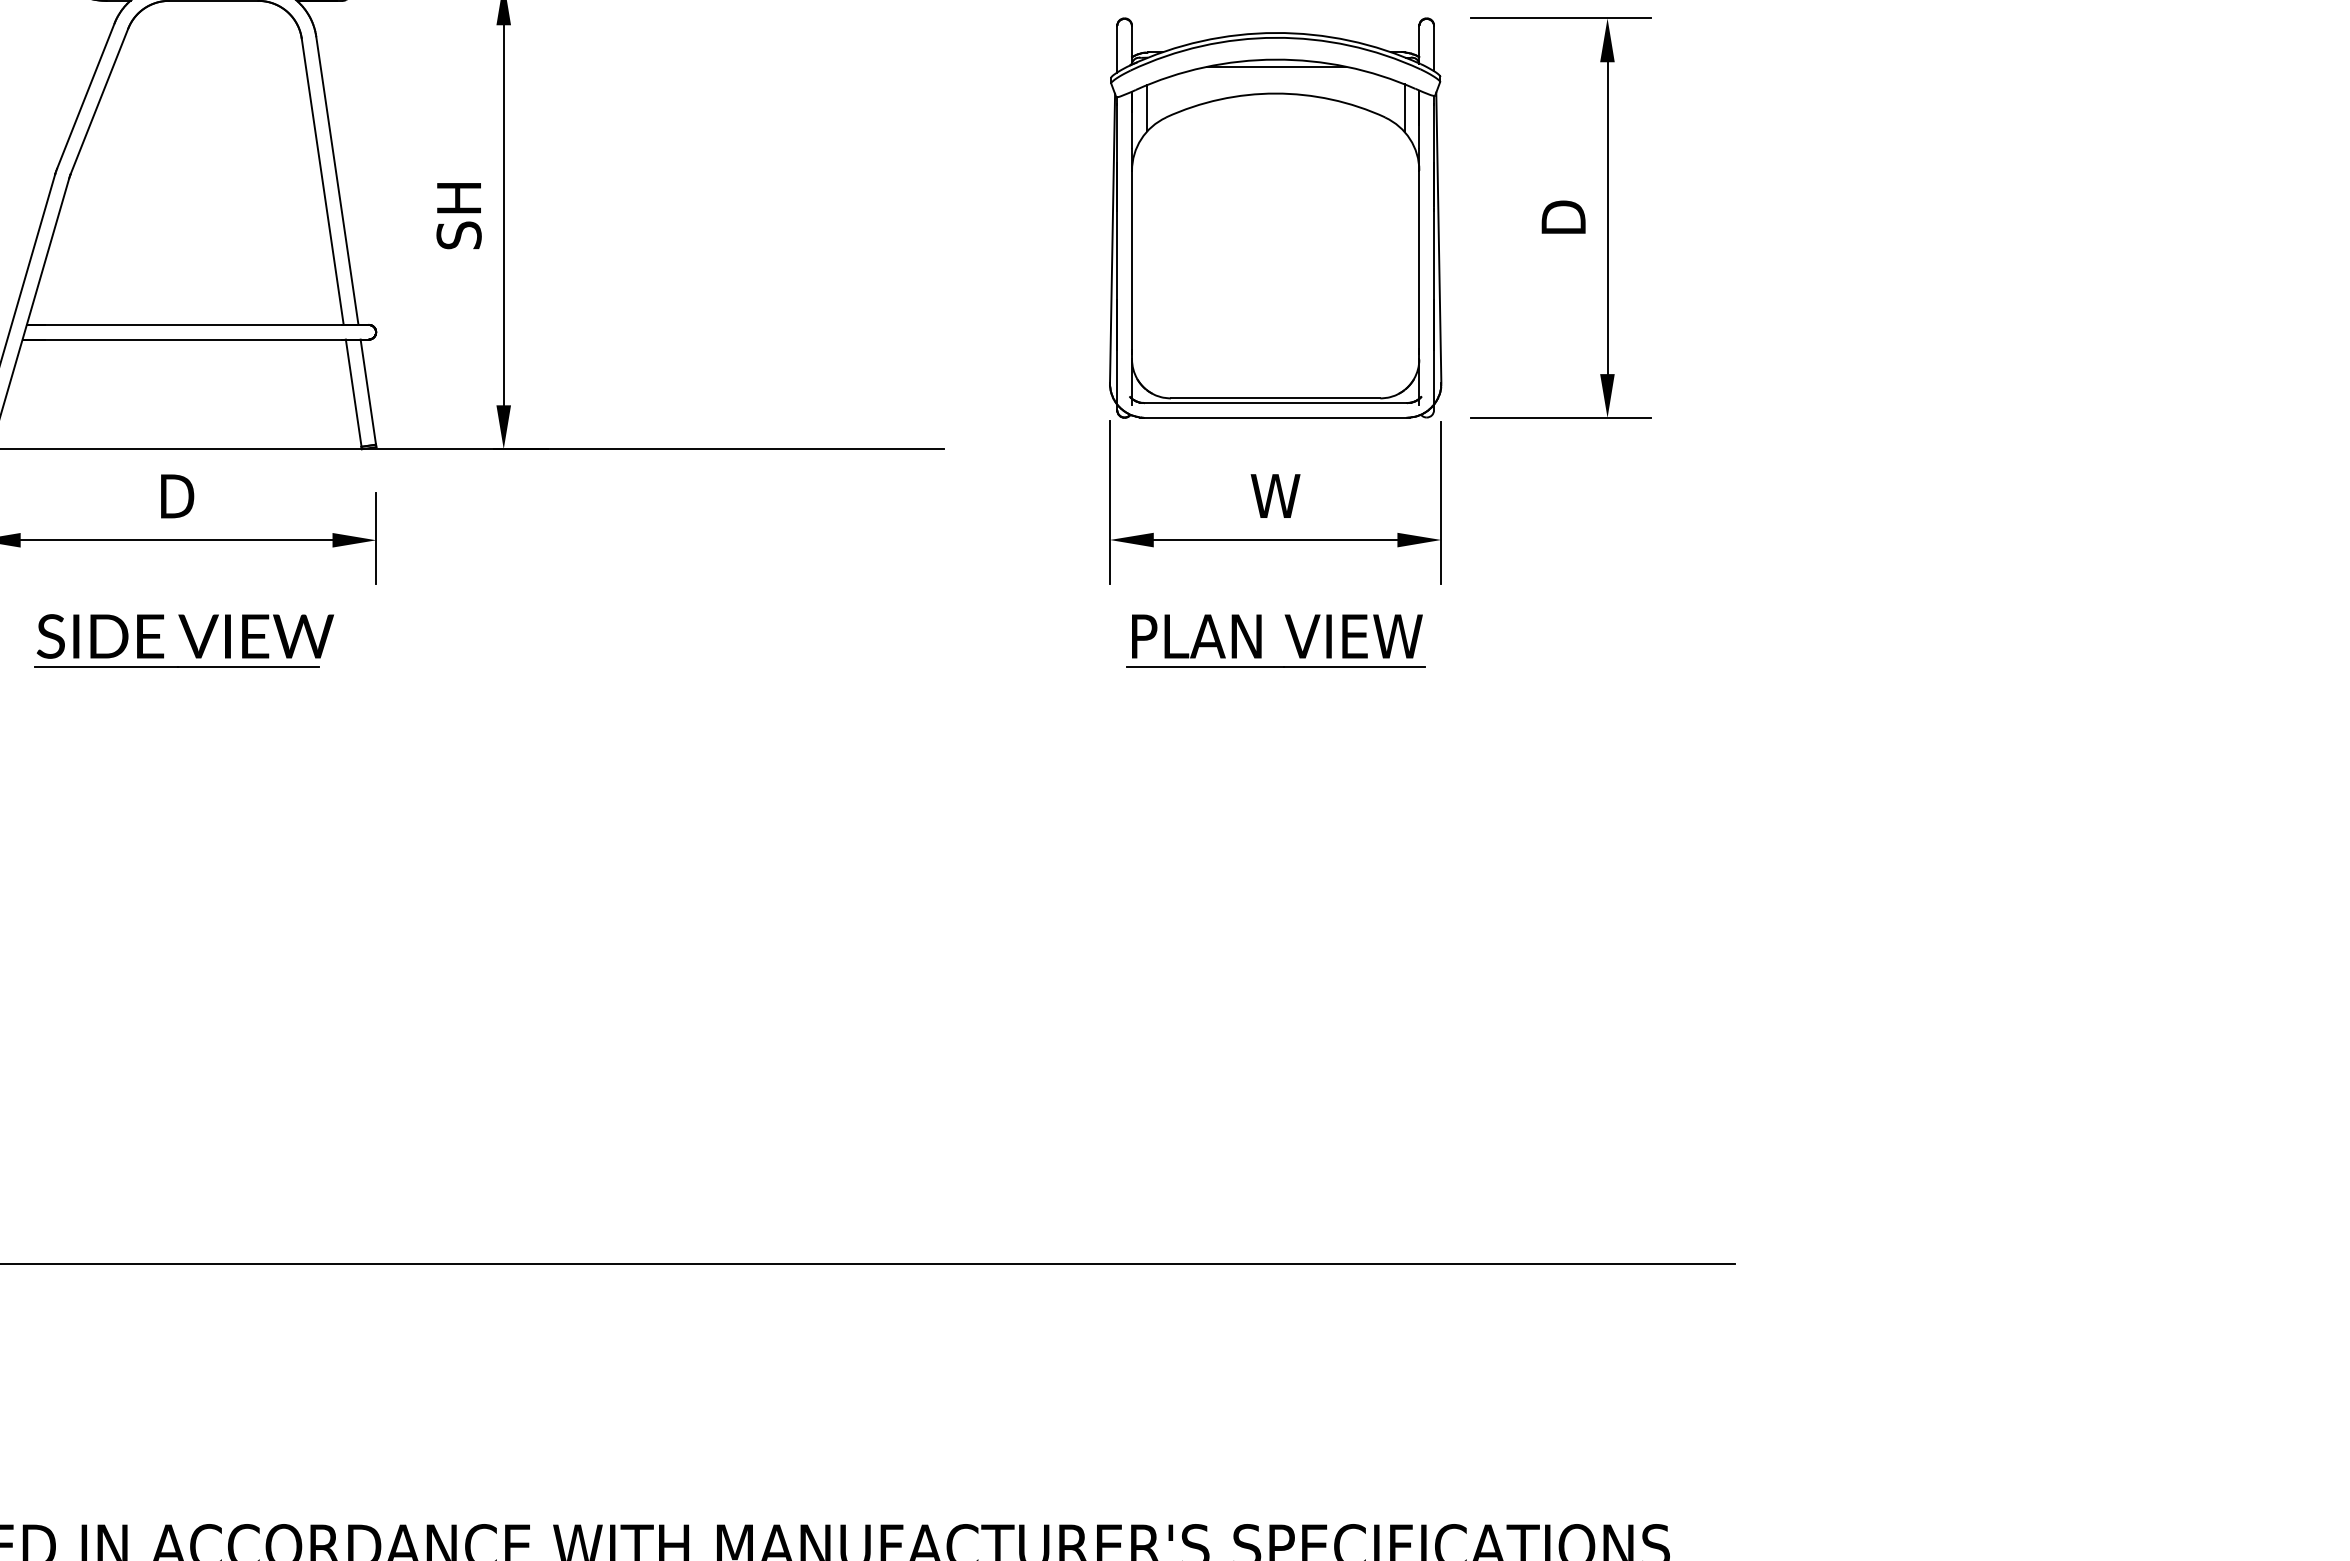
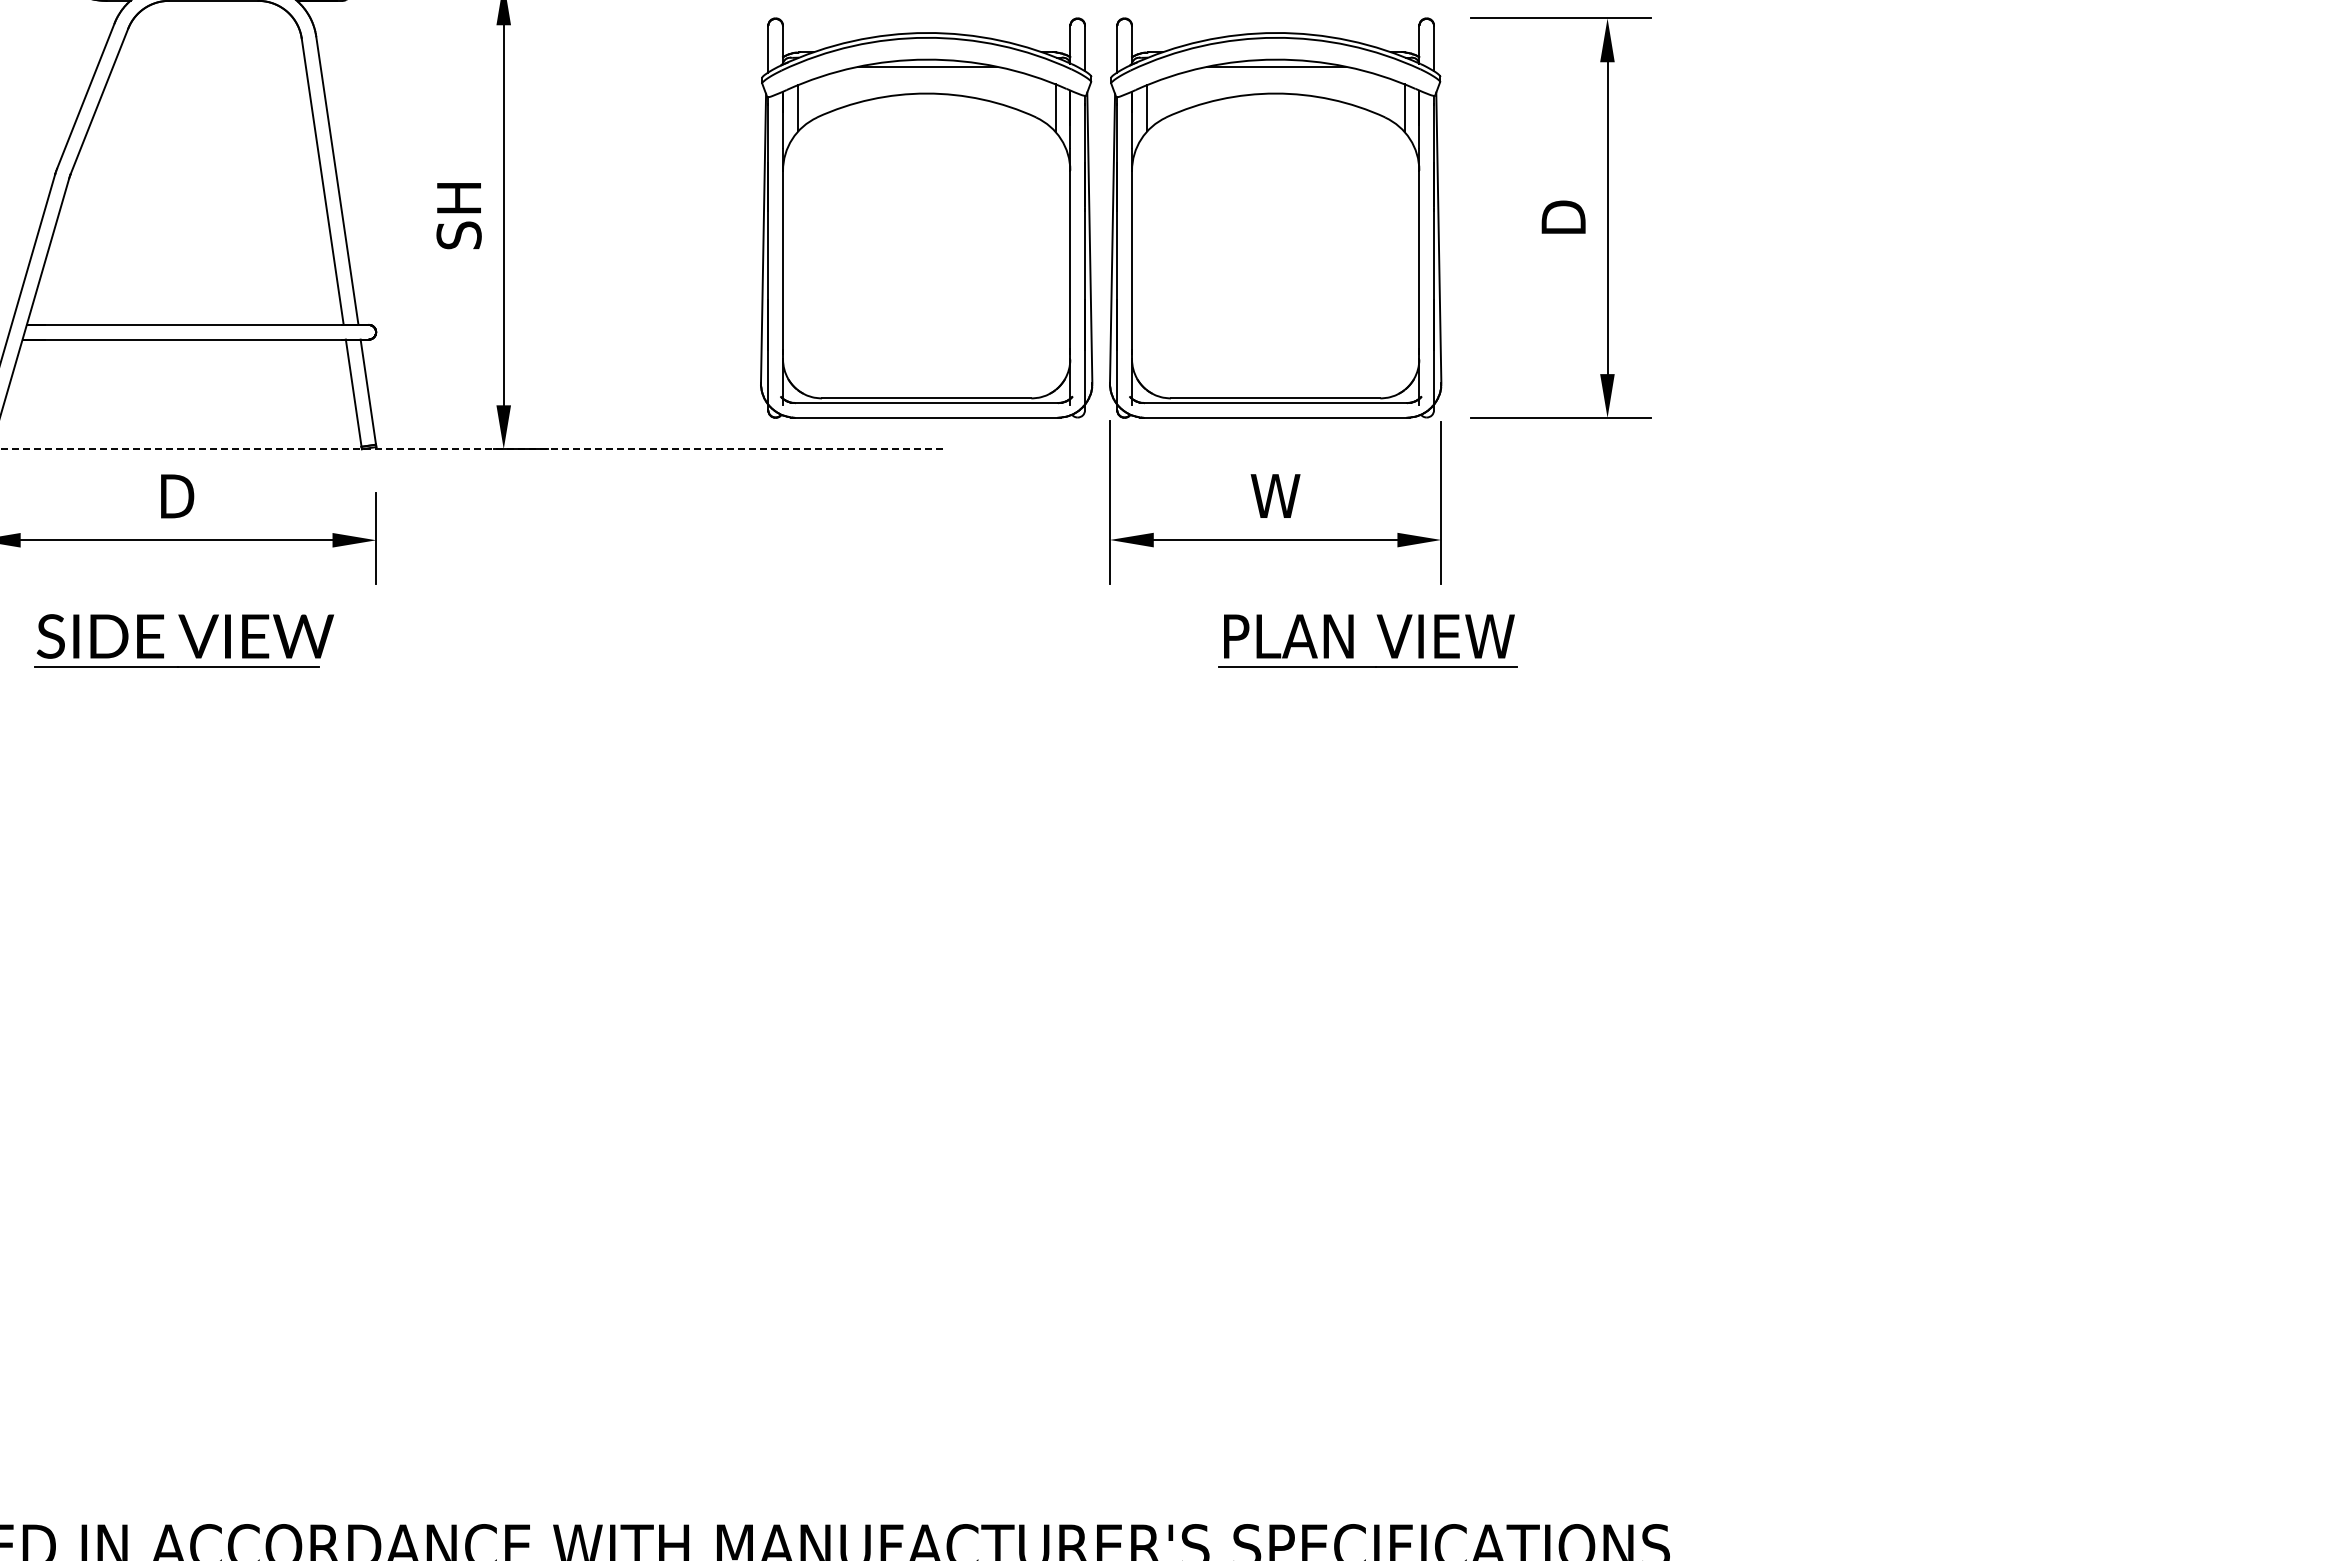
part: none -> present (926, 217)
line: solid -> dashed (472, 449)
part position: (1261, 640) -> (1353, 640) (1353, 640)
line: present -> none (868, 1264)
